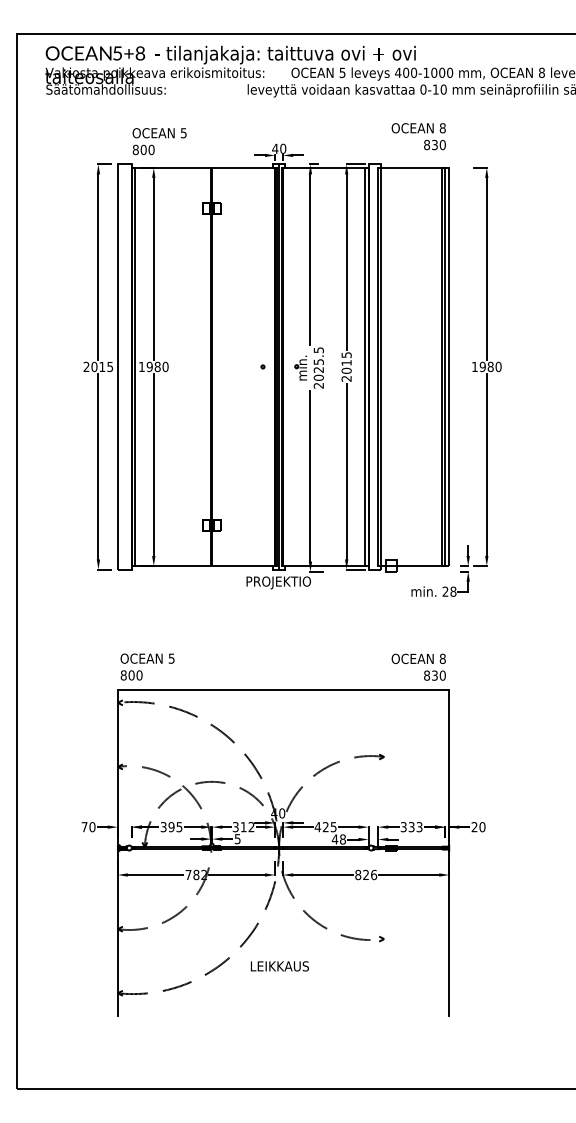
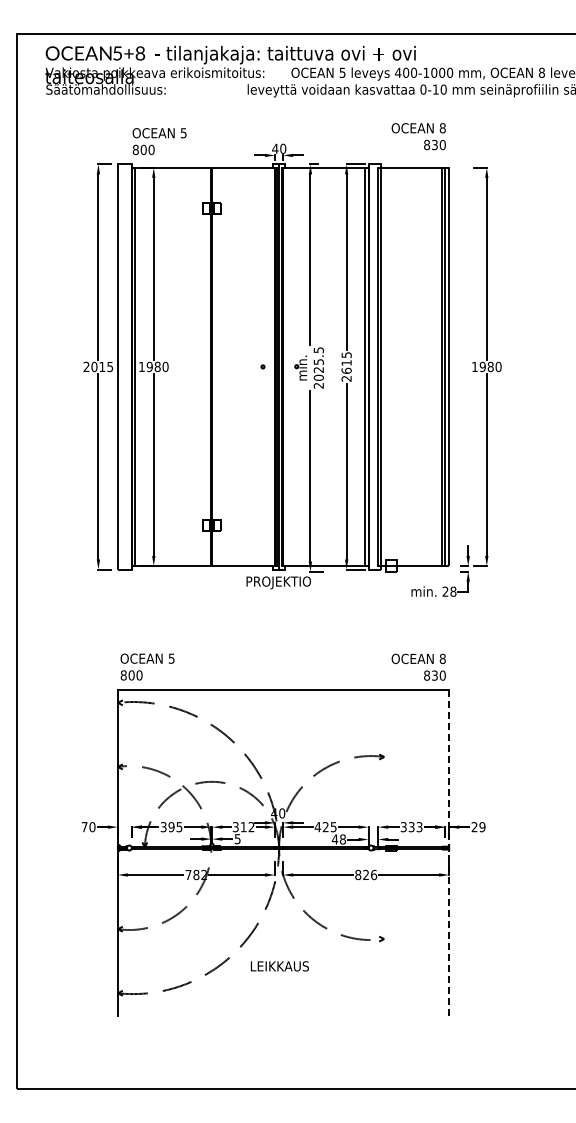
text: 2015 -> 2615 (346, 370)
text: 20 -> 29 (482, 827)
line: solid -> dashed (449, 853)
